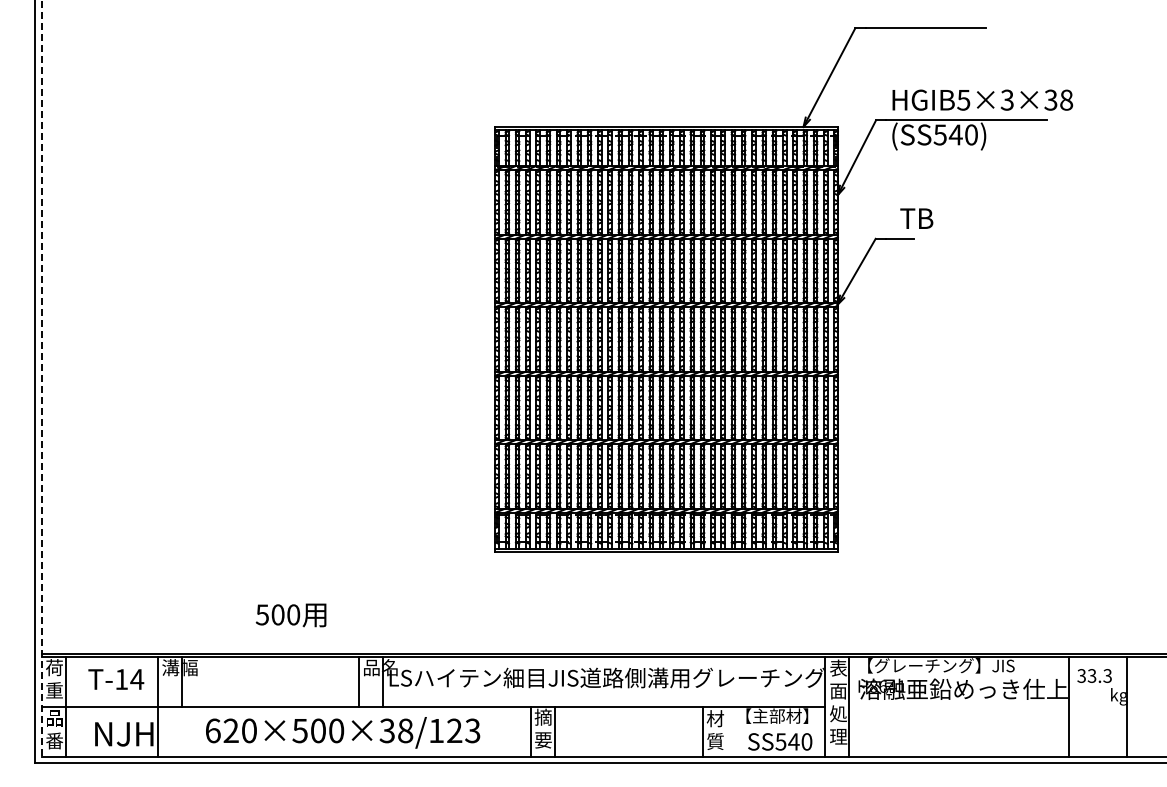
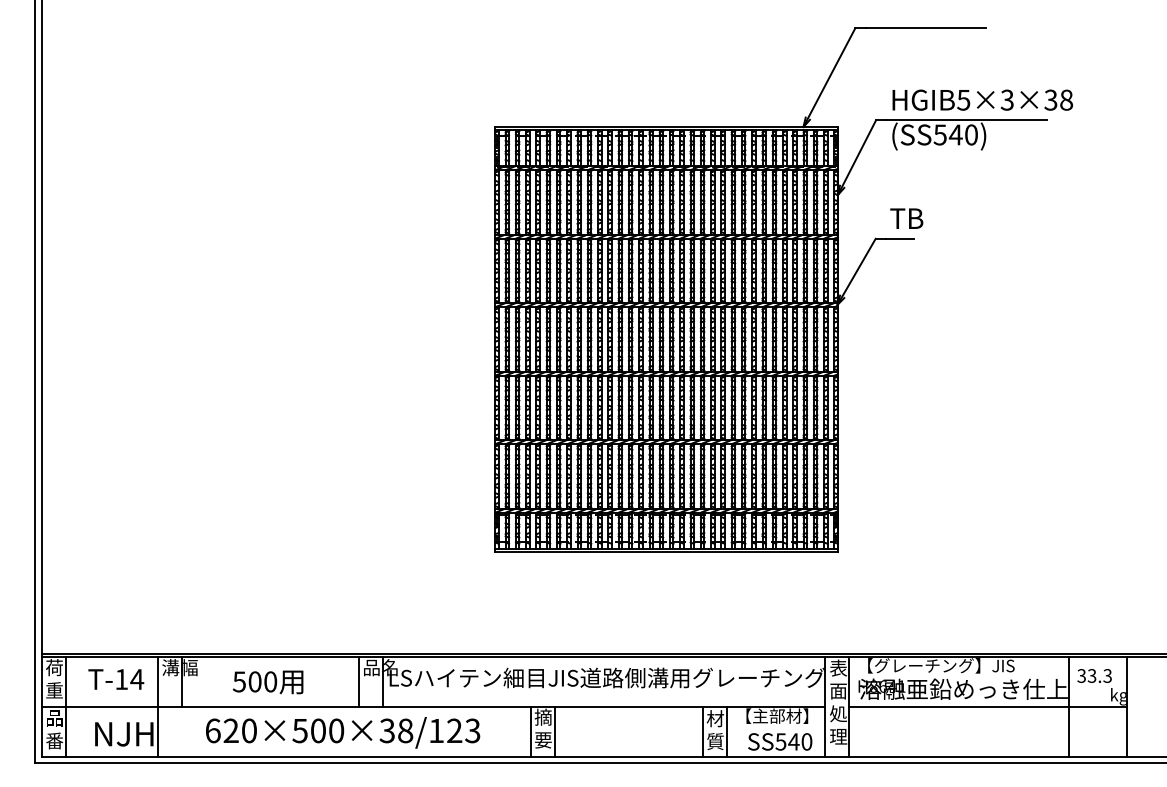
text position: (916, 218) -> (906, 218) (906, 218)
line: dashed -> solid (41, 378)
text position: (290, 615) -> (267, 682) (267, 682)
line: none -> present (987, 706)
line: none -> present (726, 731)
